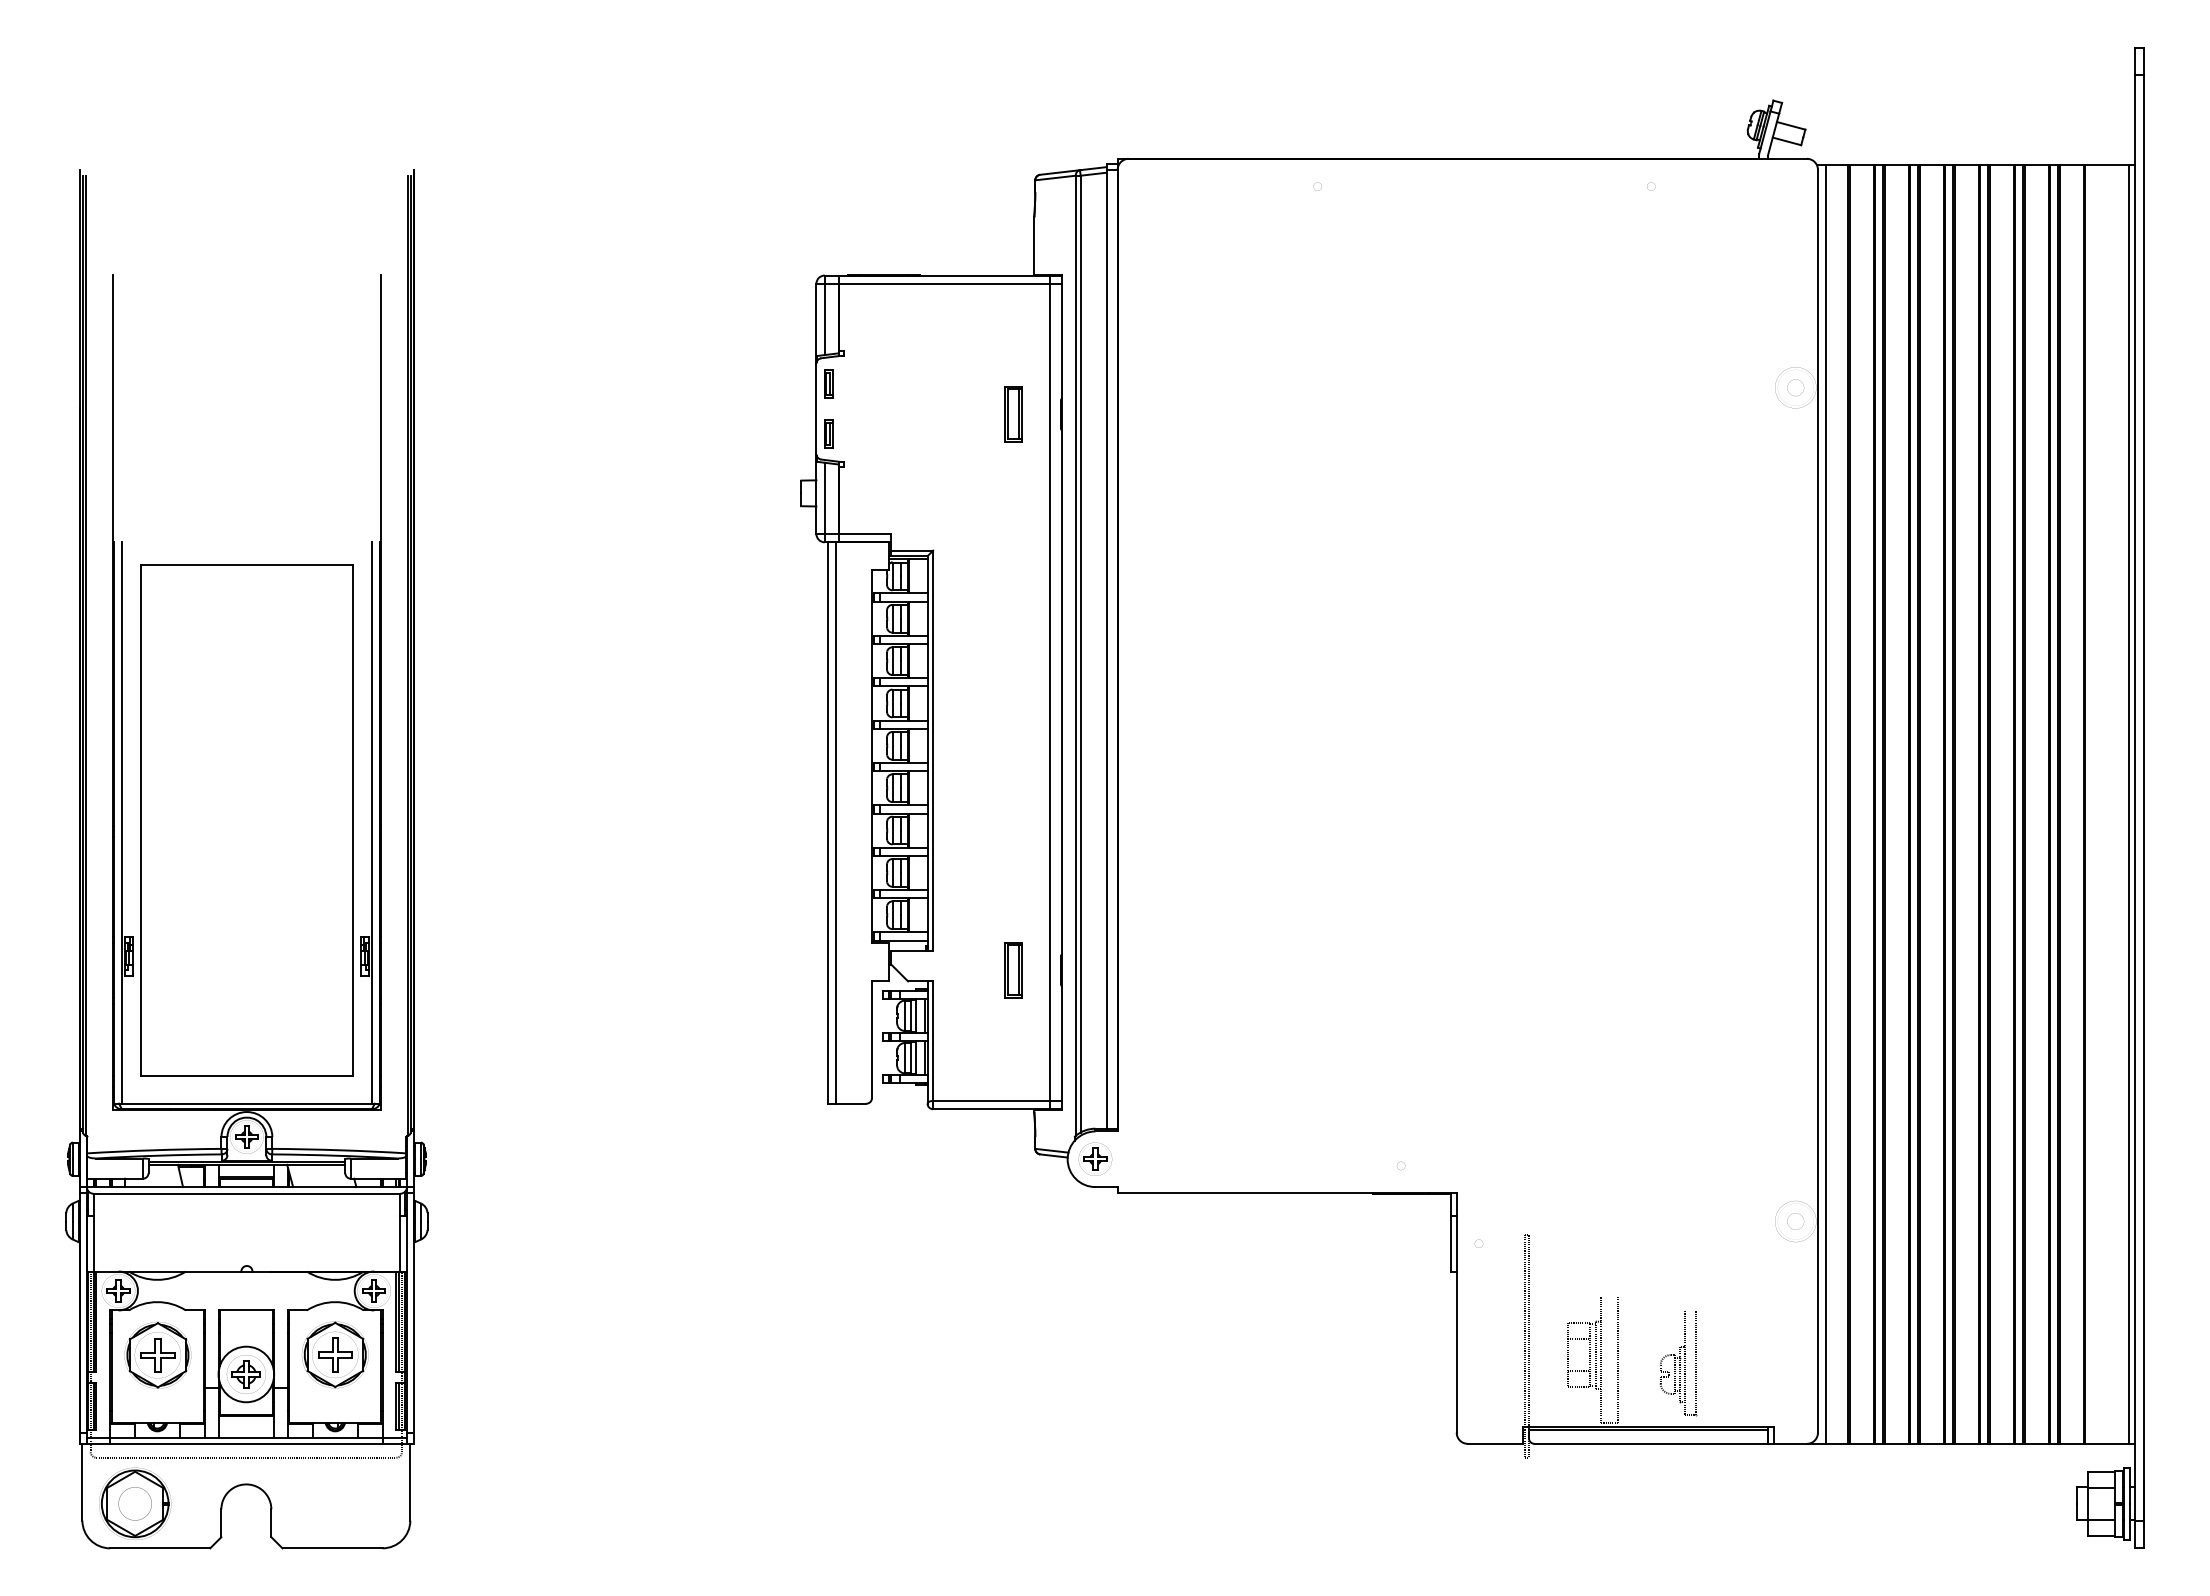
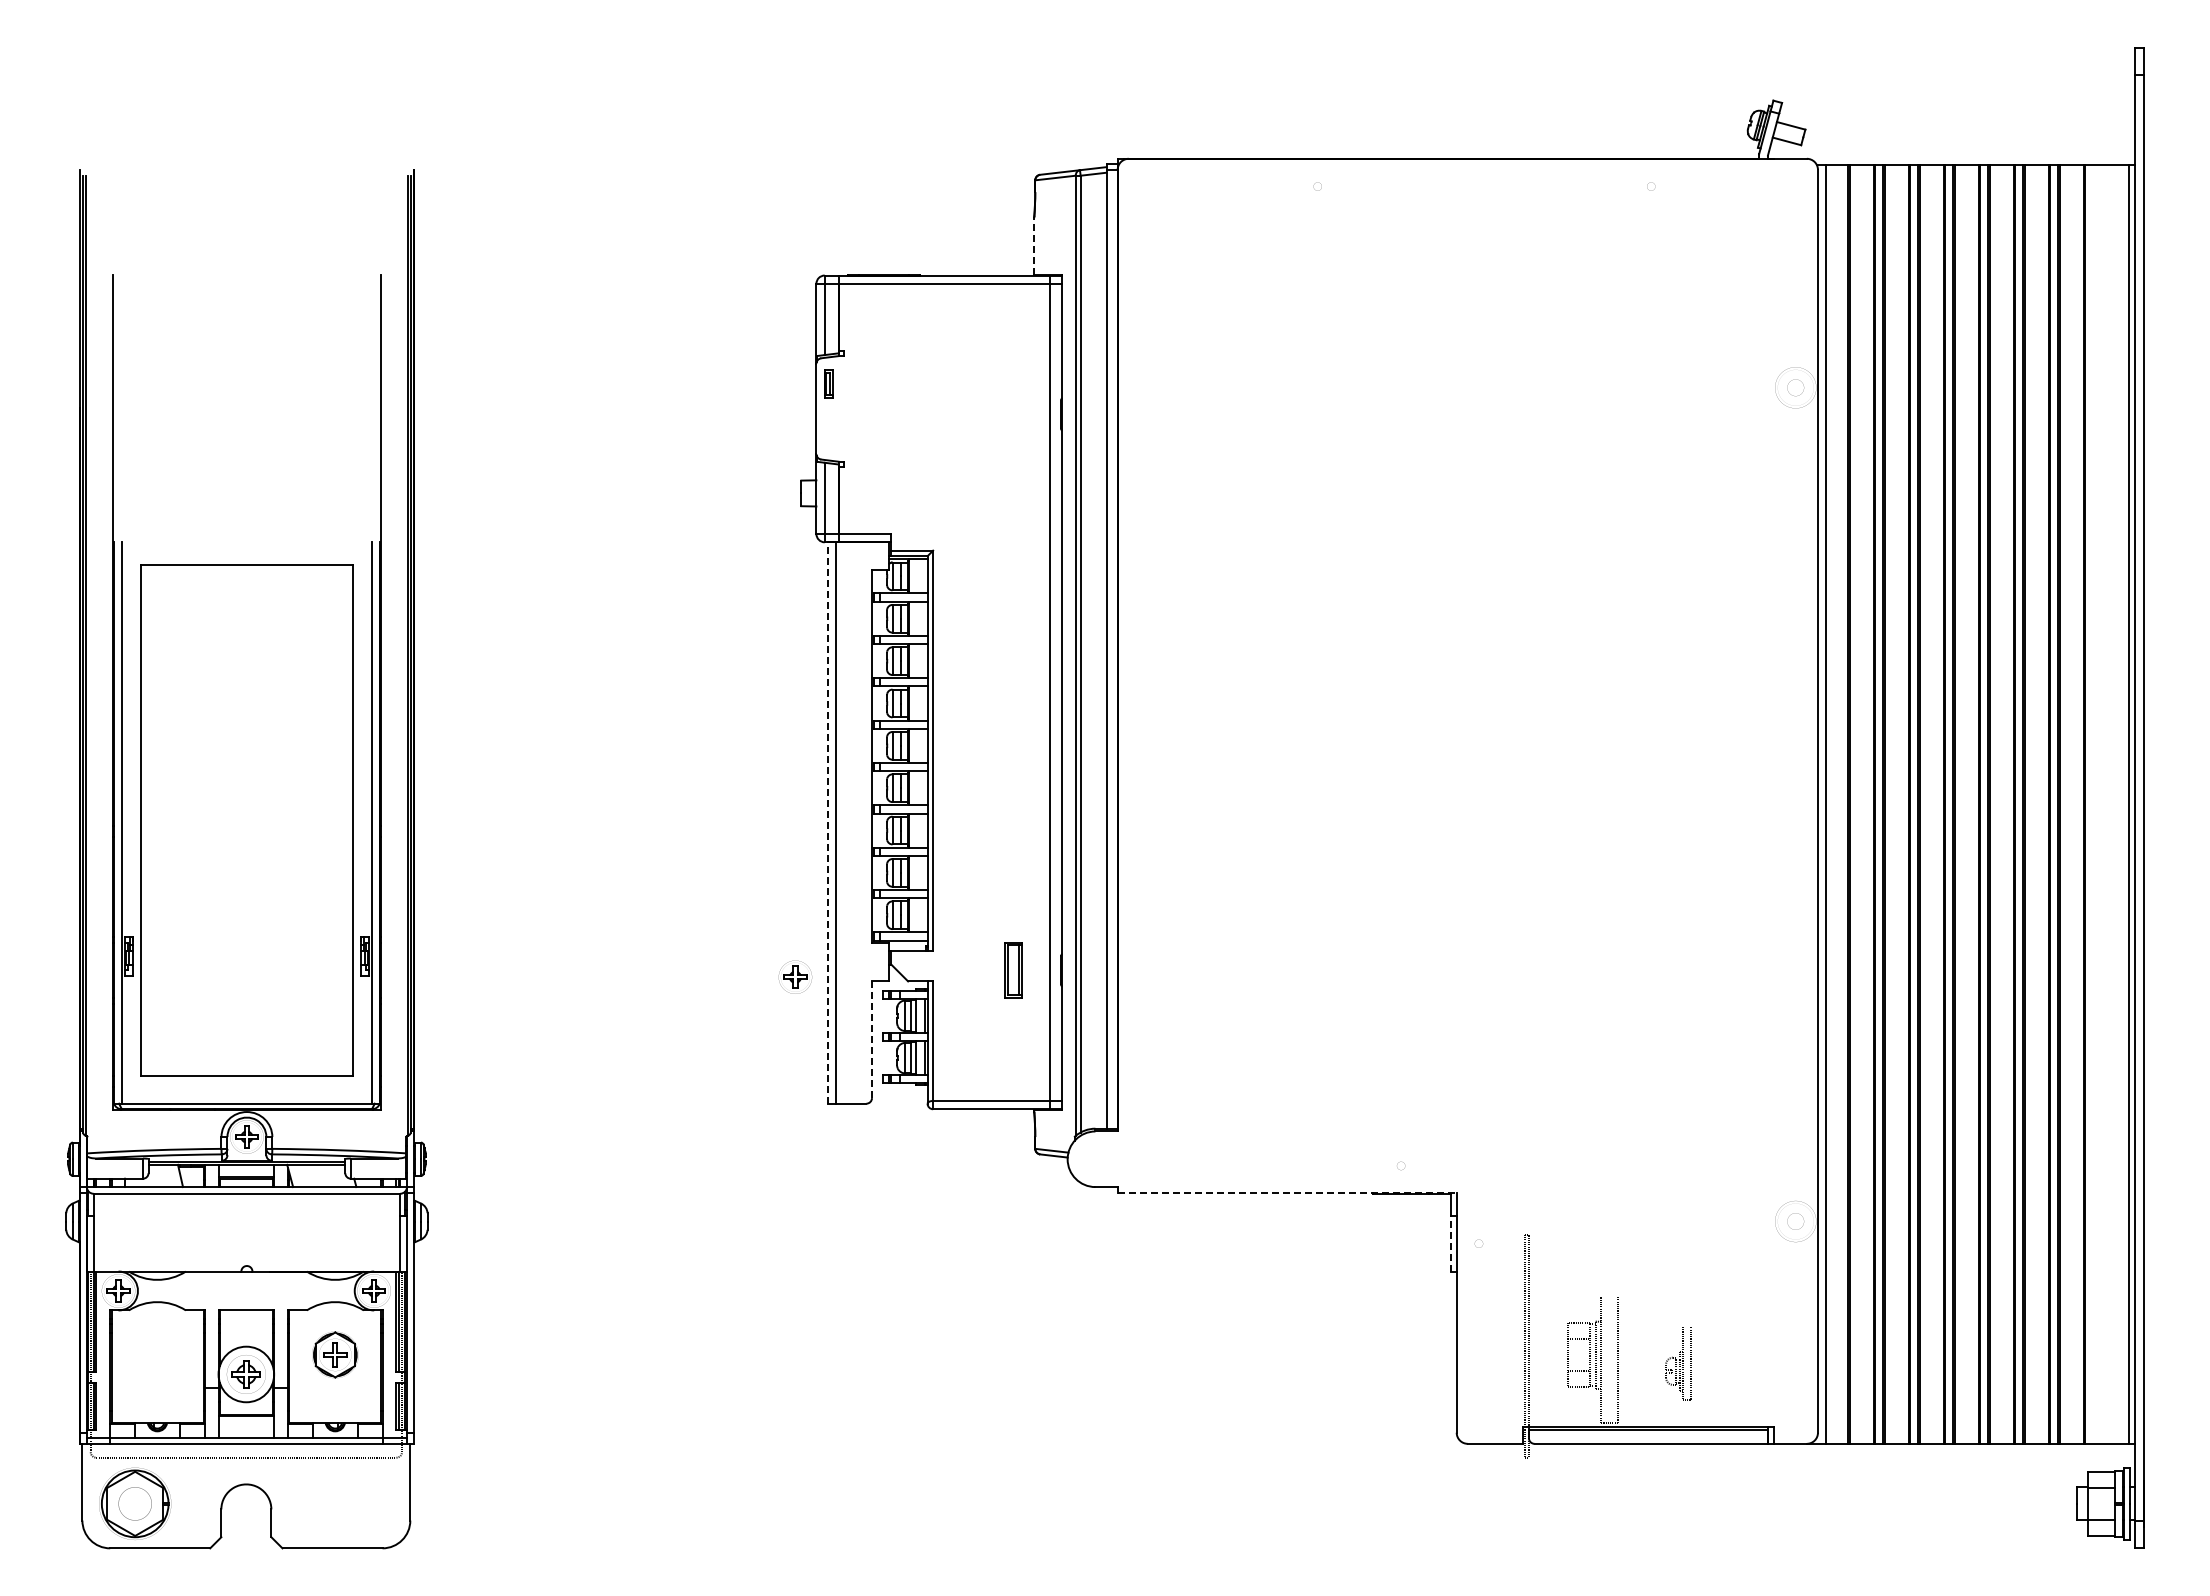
line: solid -> dashed (1034, 246)
part: present -> none (1013, 414)
part: present -> none (828, 433)
line: solid -> dashed (827, 823)
line: solid -> dashed (872, 1039)
part position: (1095, 1158) -> (795, 976) (795, 976)
line: solid -> dashed (1287, 1192)
line: solid -> dashed (1451, 1243)
part: present -> none (157, 1354)
part size: 67x68 px -> 45x48 px (335, 1354)
part size: 39x106 px -> 27x74 px (1678, 1363)
